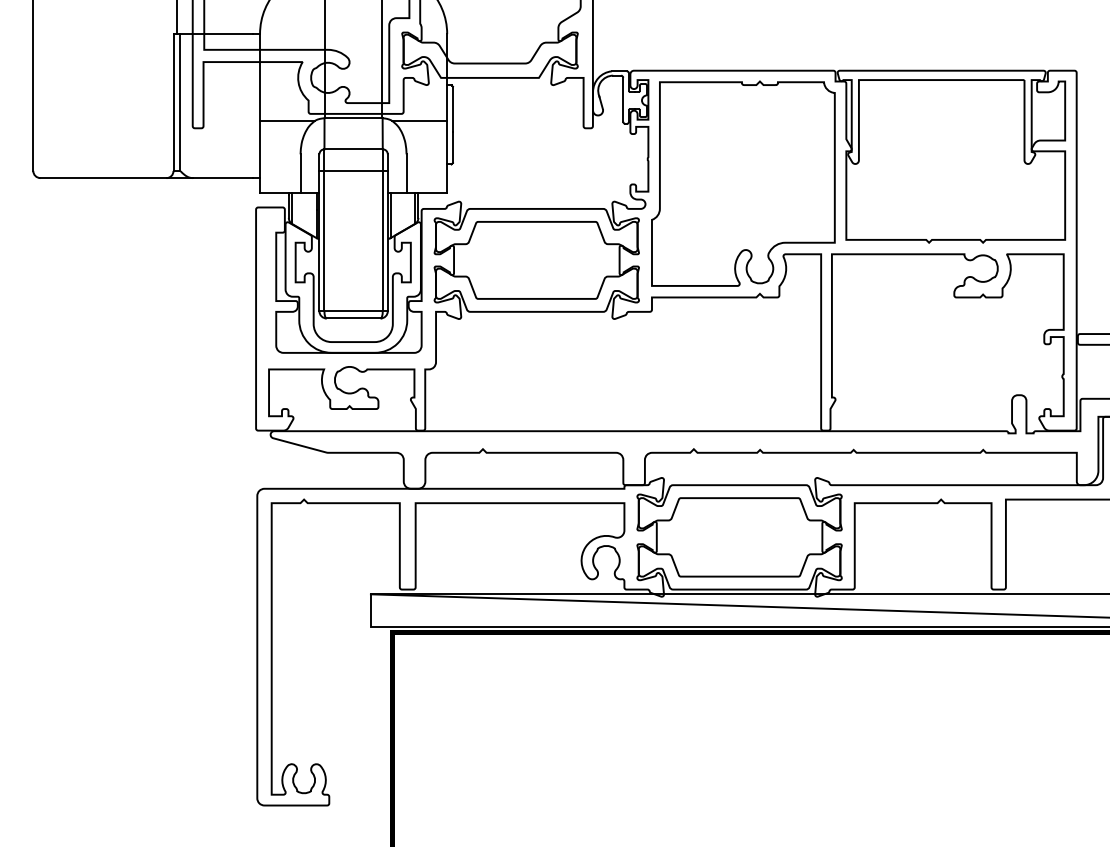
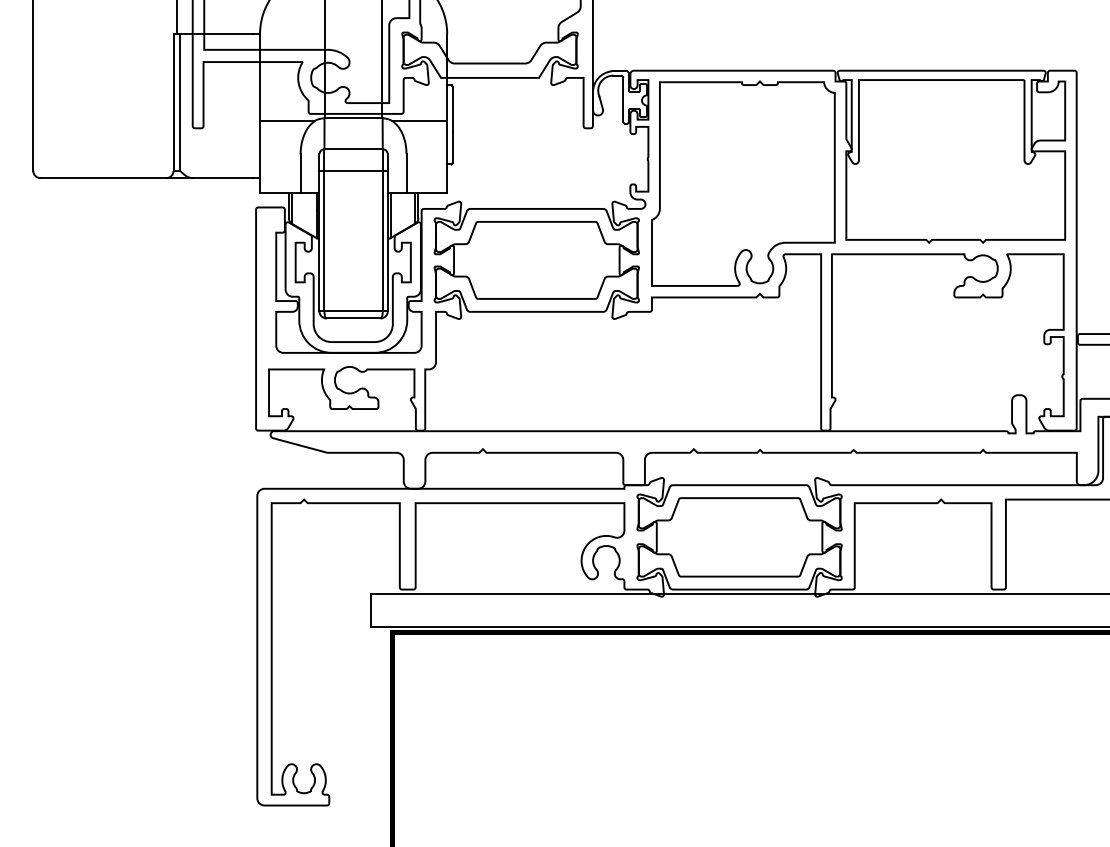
line: present -> none (738, 605)
